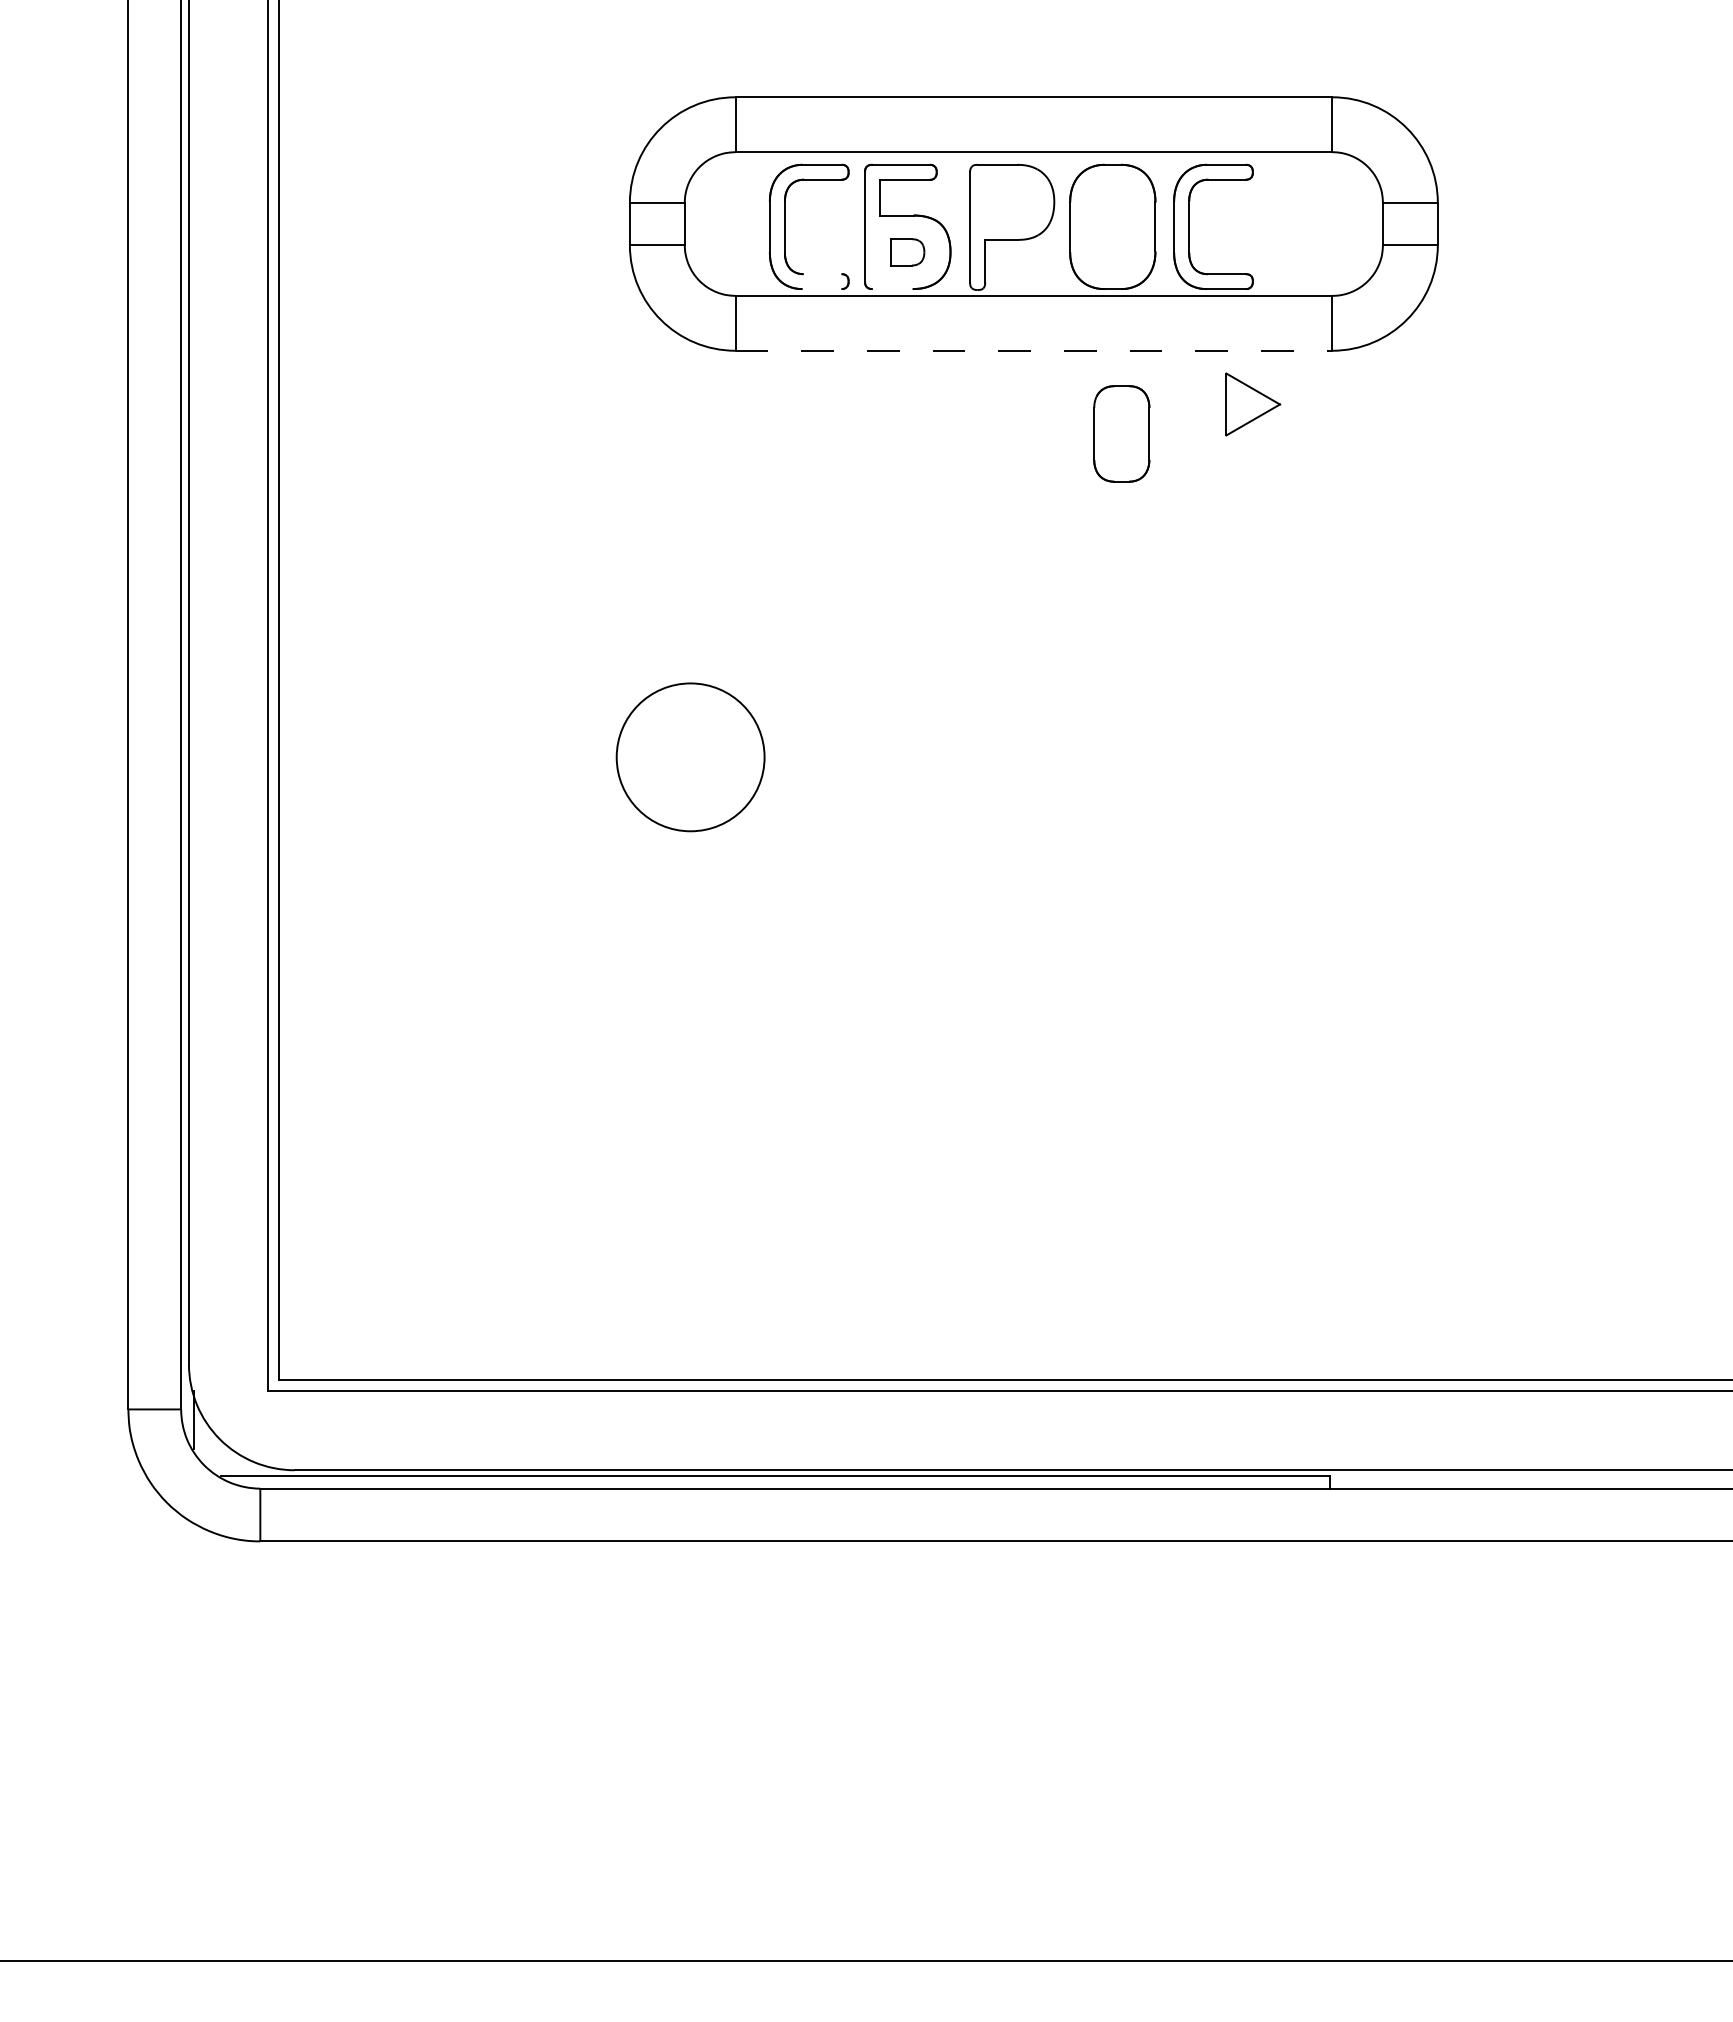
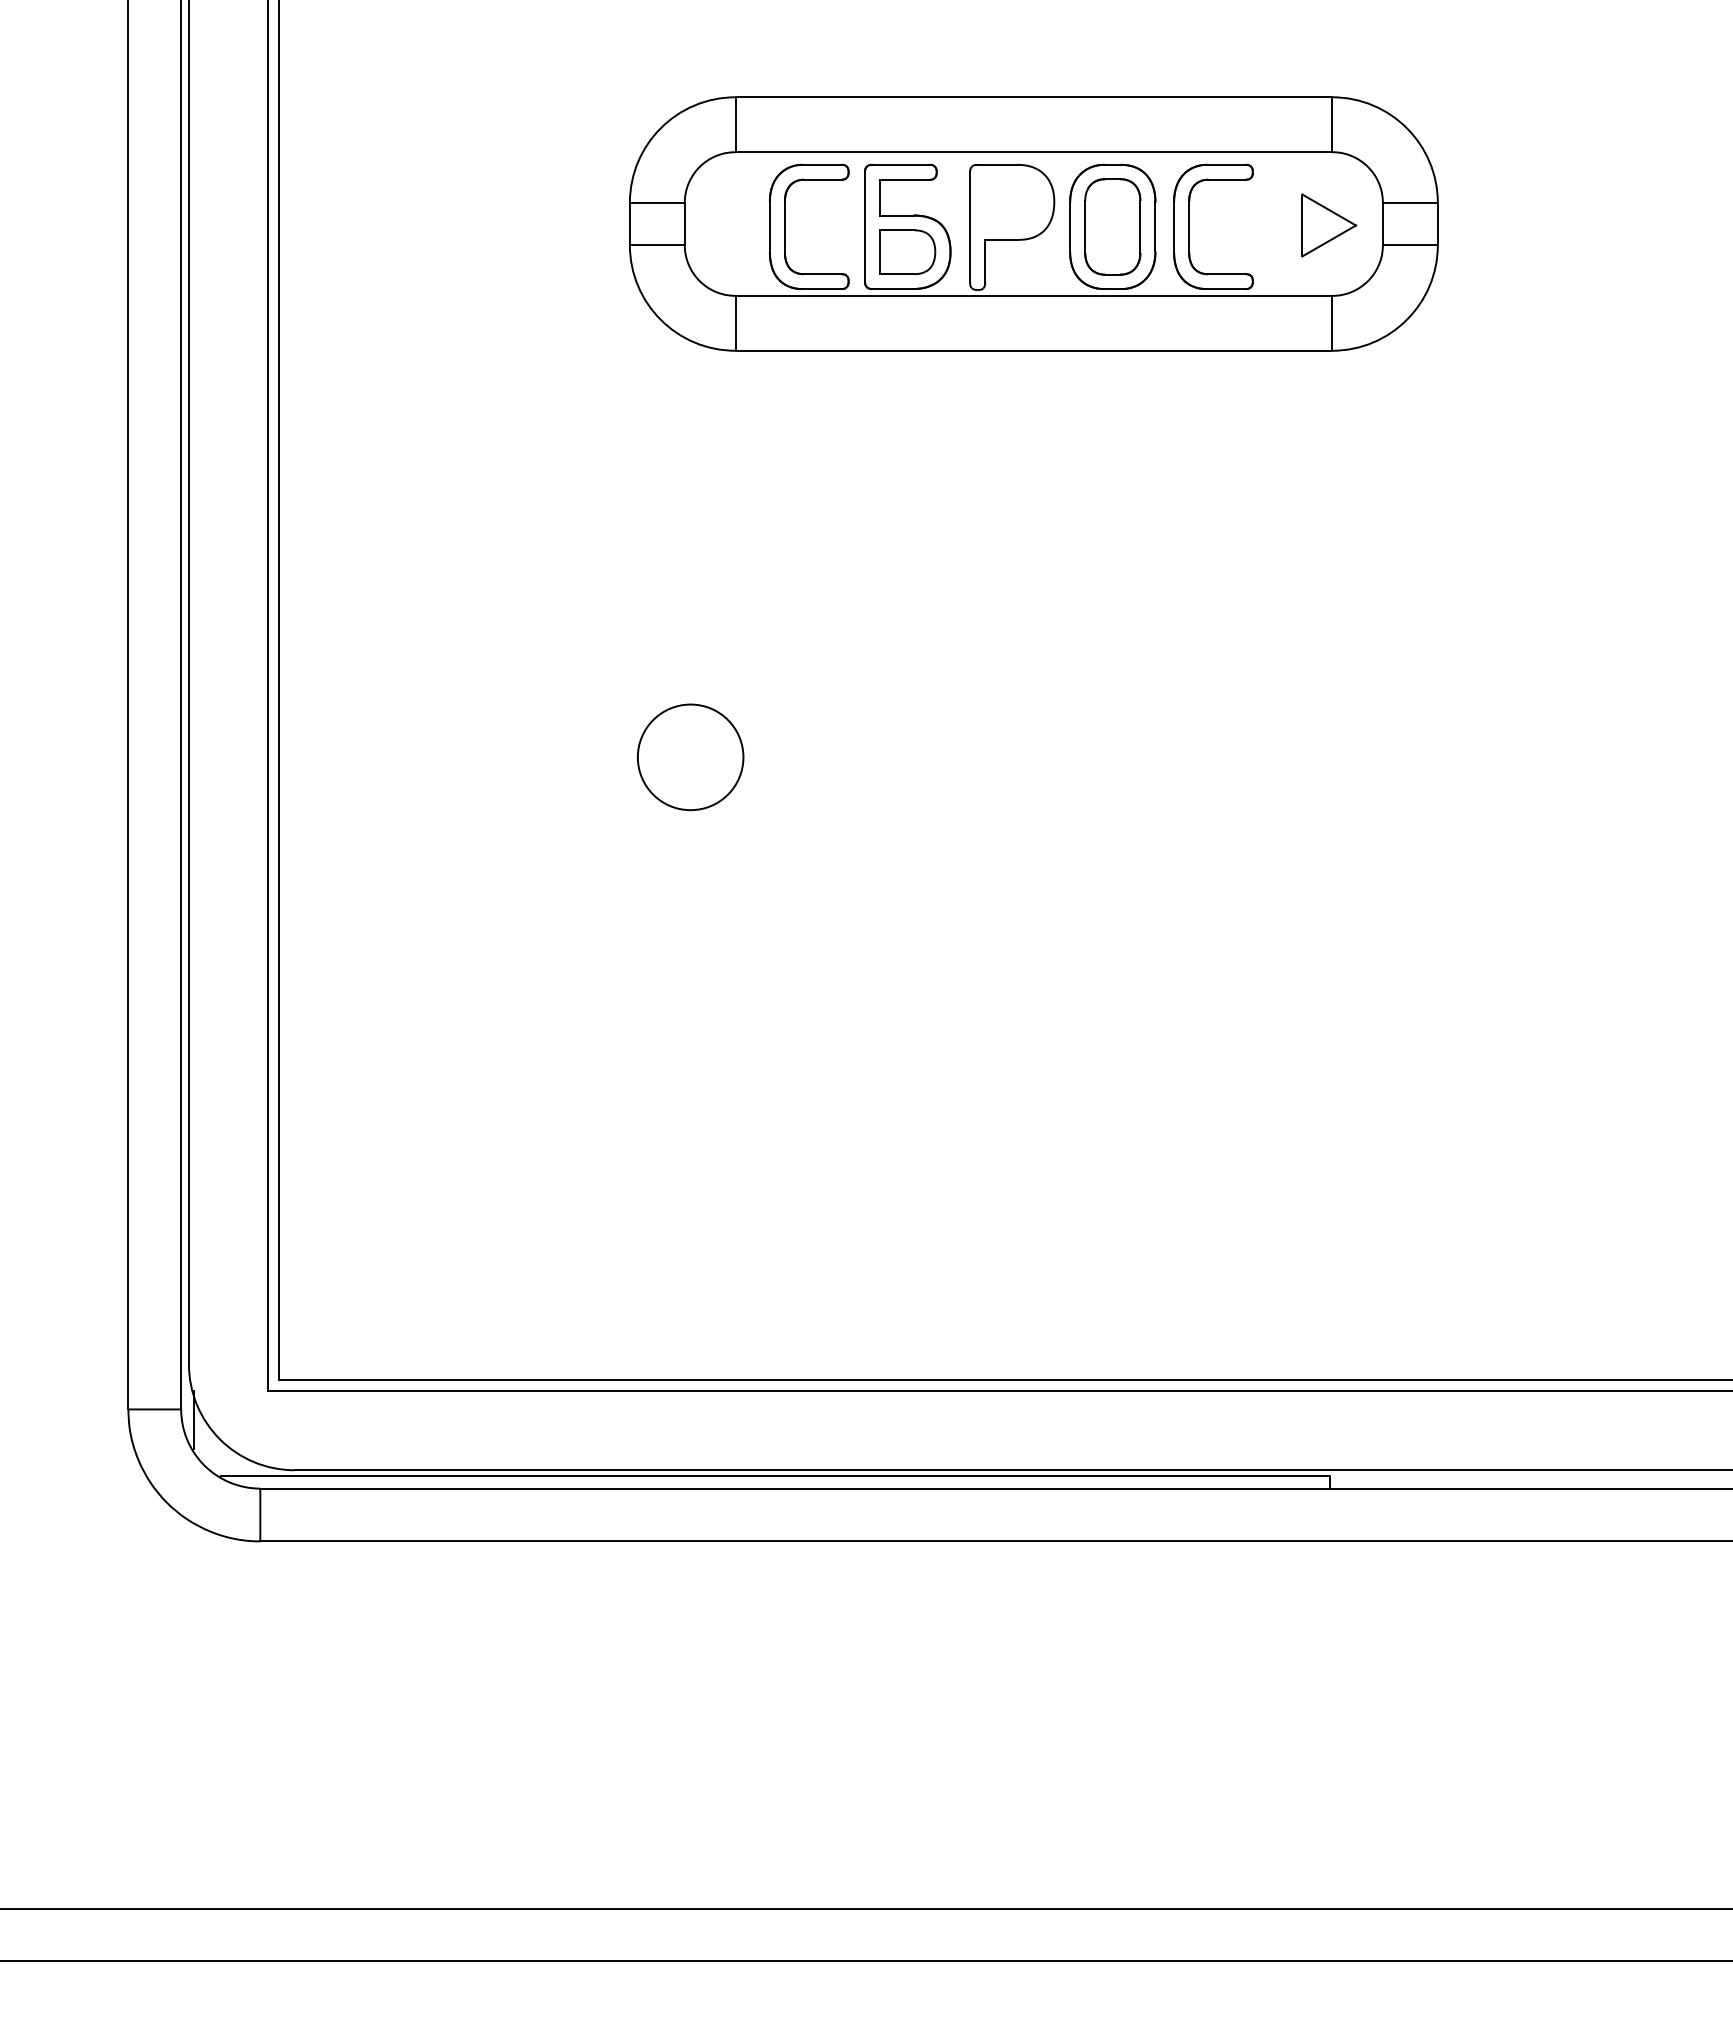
part size: 36x29 px -> 58x47 px (907, 252)
line: none -> present (822, 274)
line: none -> present (821, 289)
line: none -> present (892, 289)
line: dashed -> solid (1034, 350)
part position: (1253, 404) -> (1329, 225) (1329, 225)
part position: (1121, 433) -> (1112, 226) (1112, 226)
circle diameter: 148 px -> 106 px (690, 757)
line: none -> present (865, 1908)
